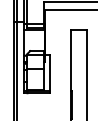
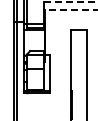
line: solid -> dashed (71, 2)
line: solid -> dashed (71, 10)
